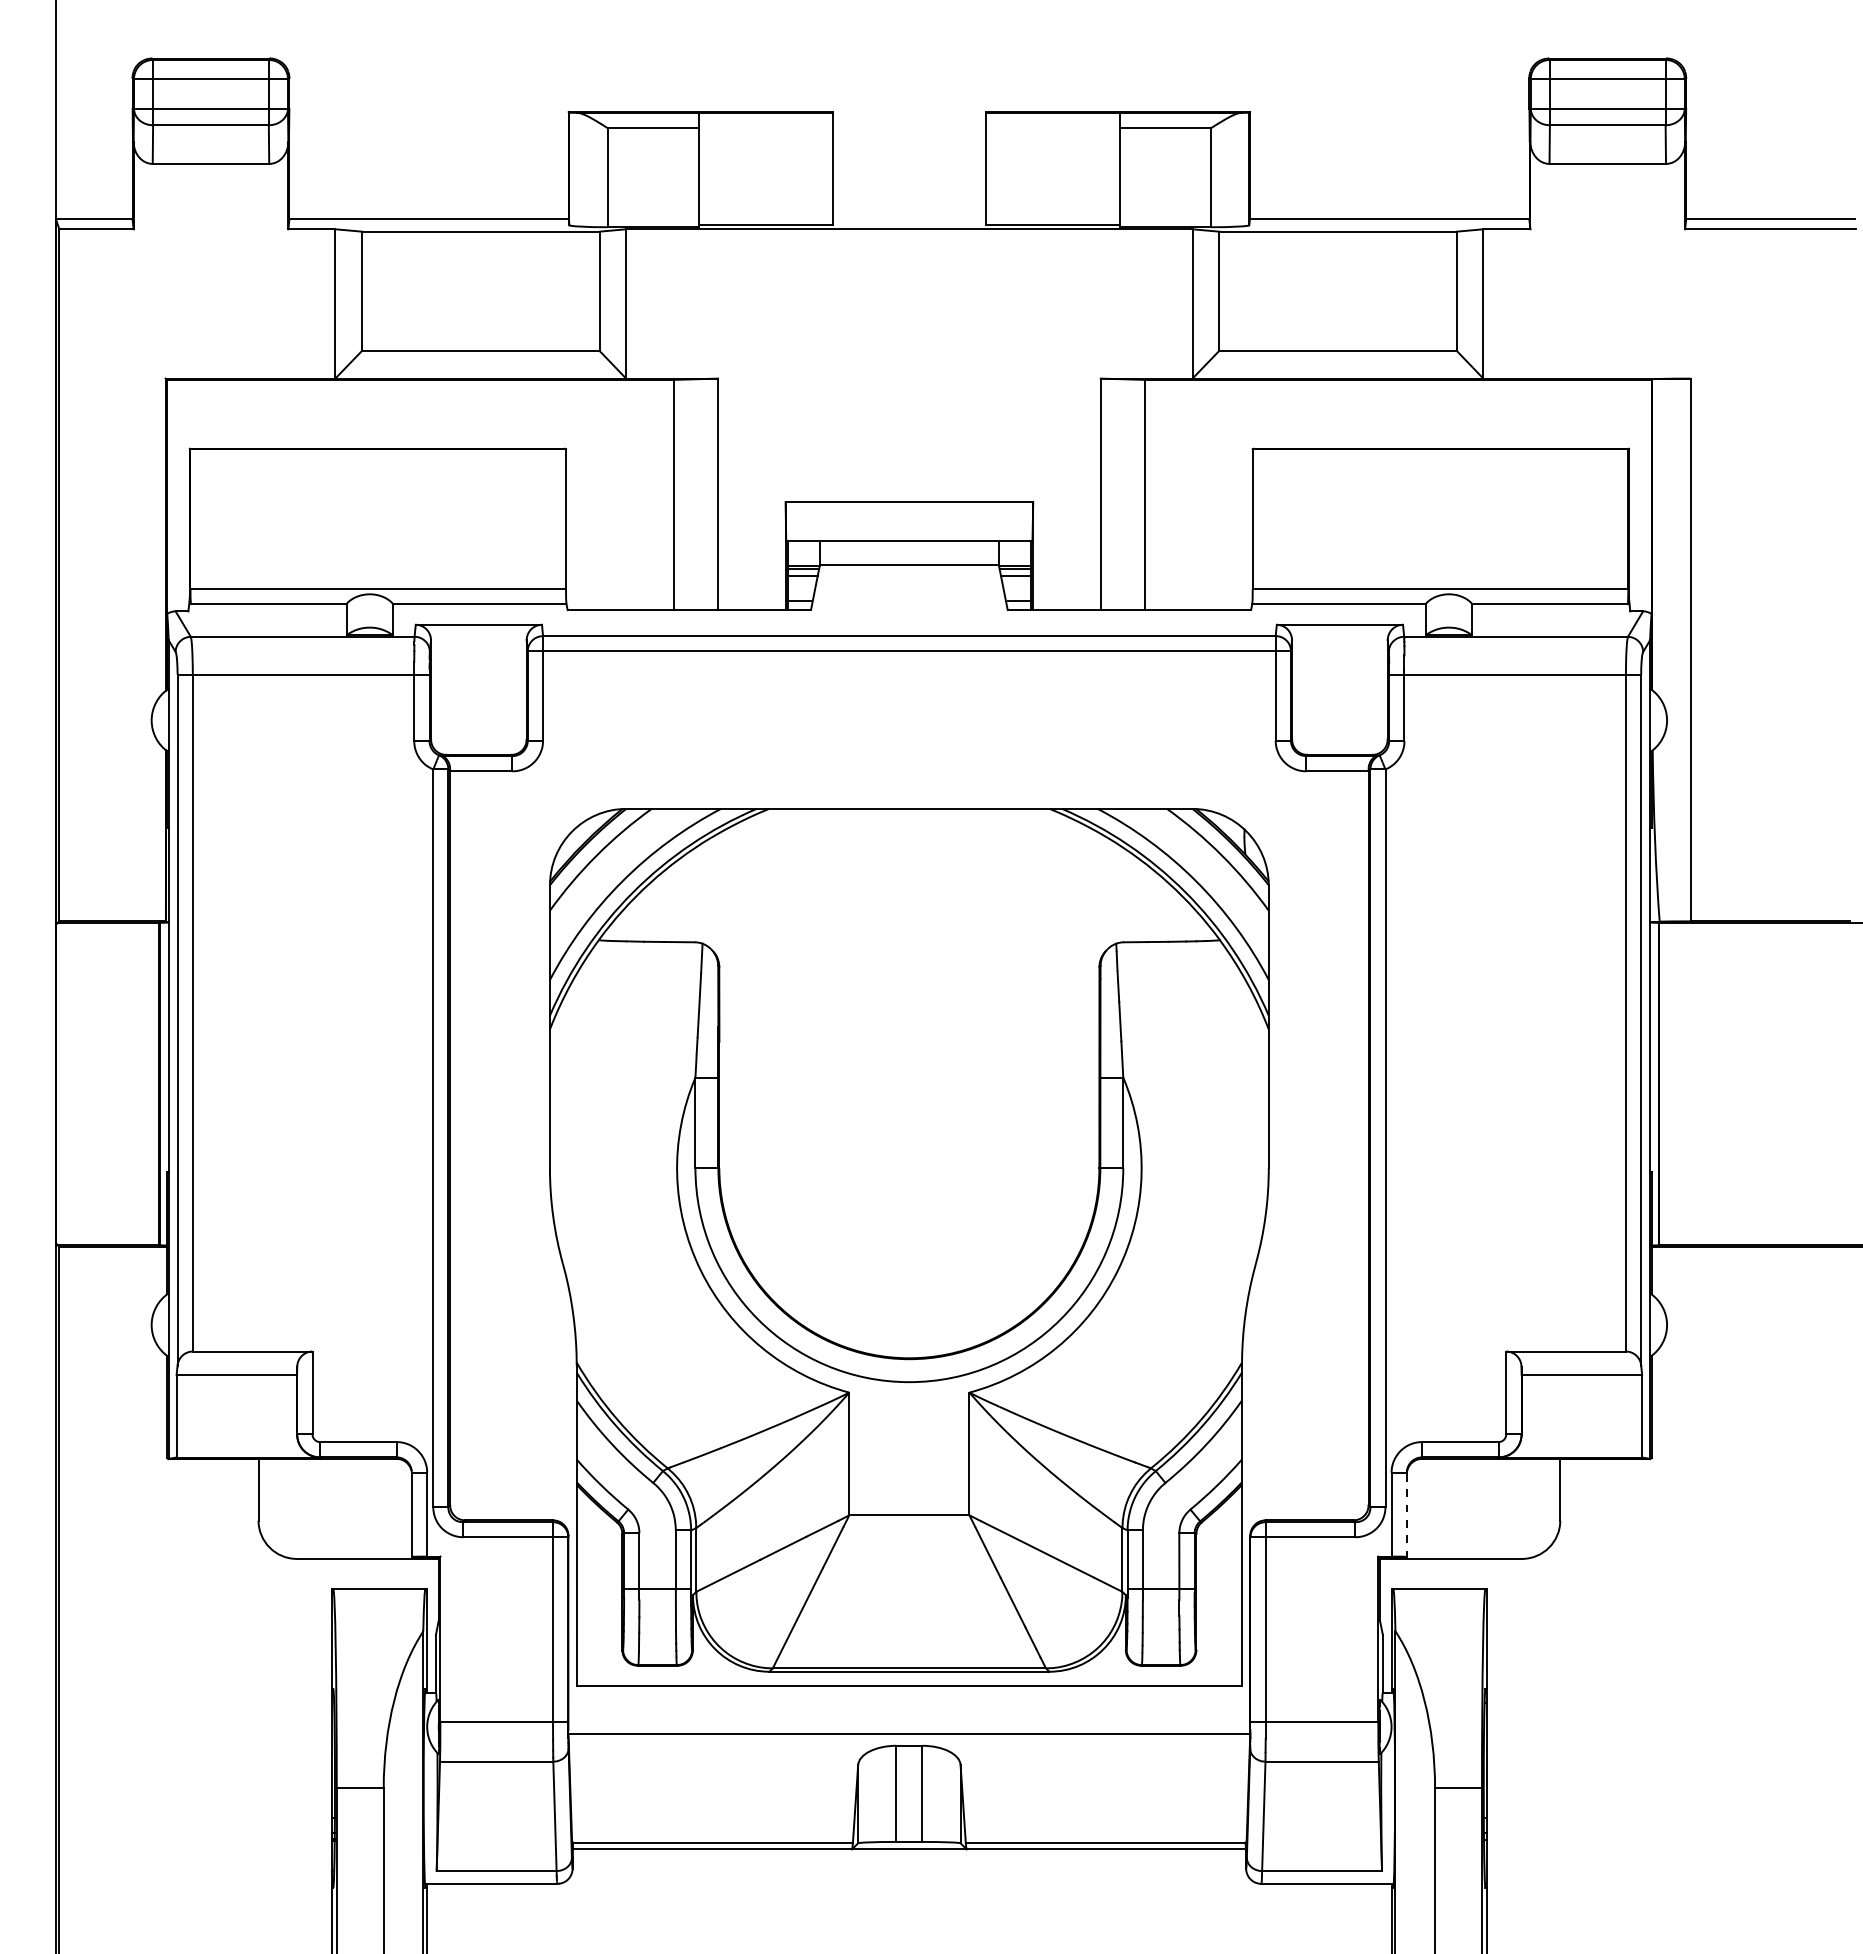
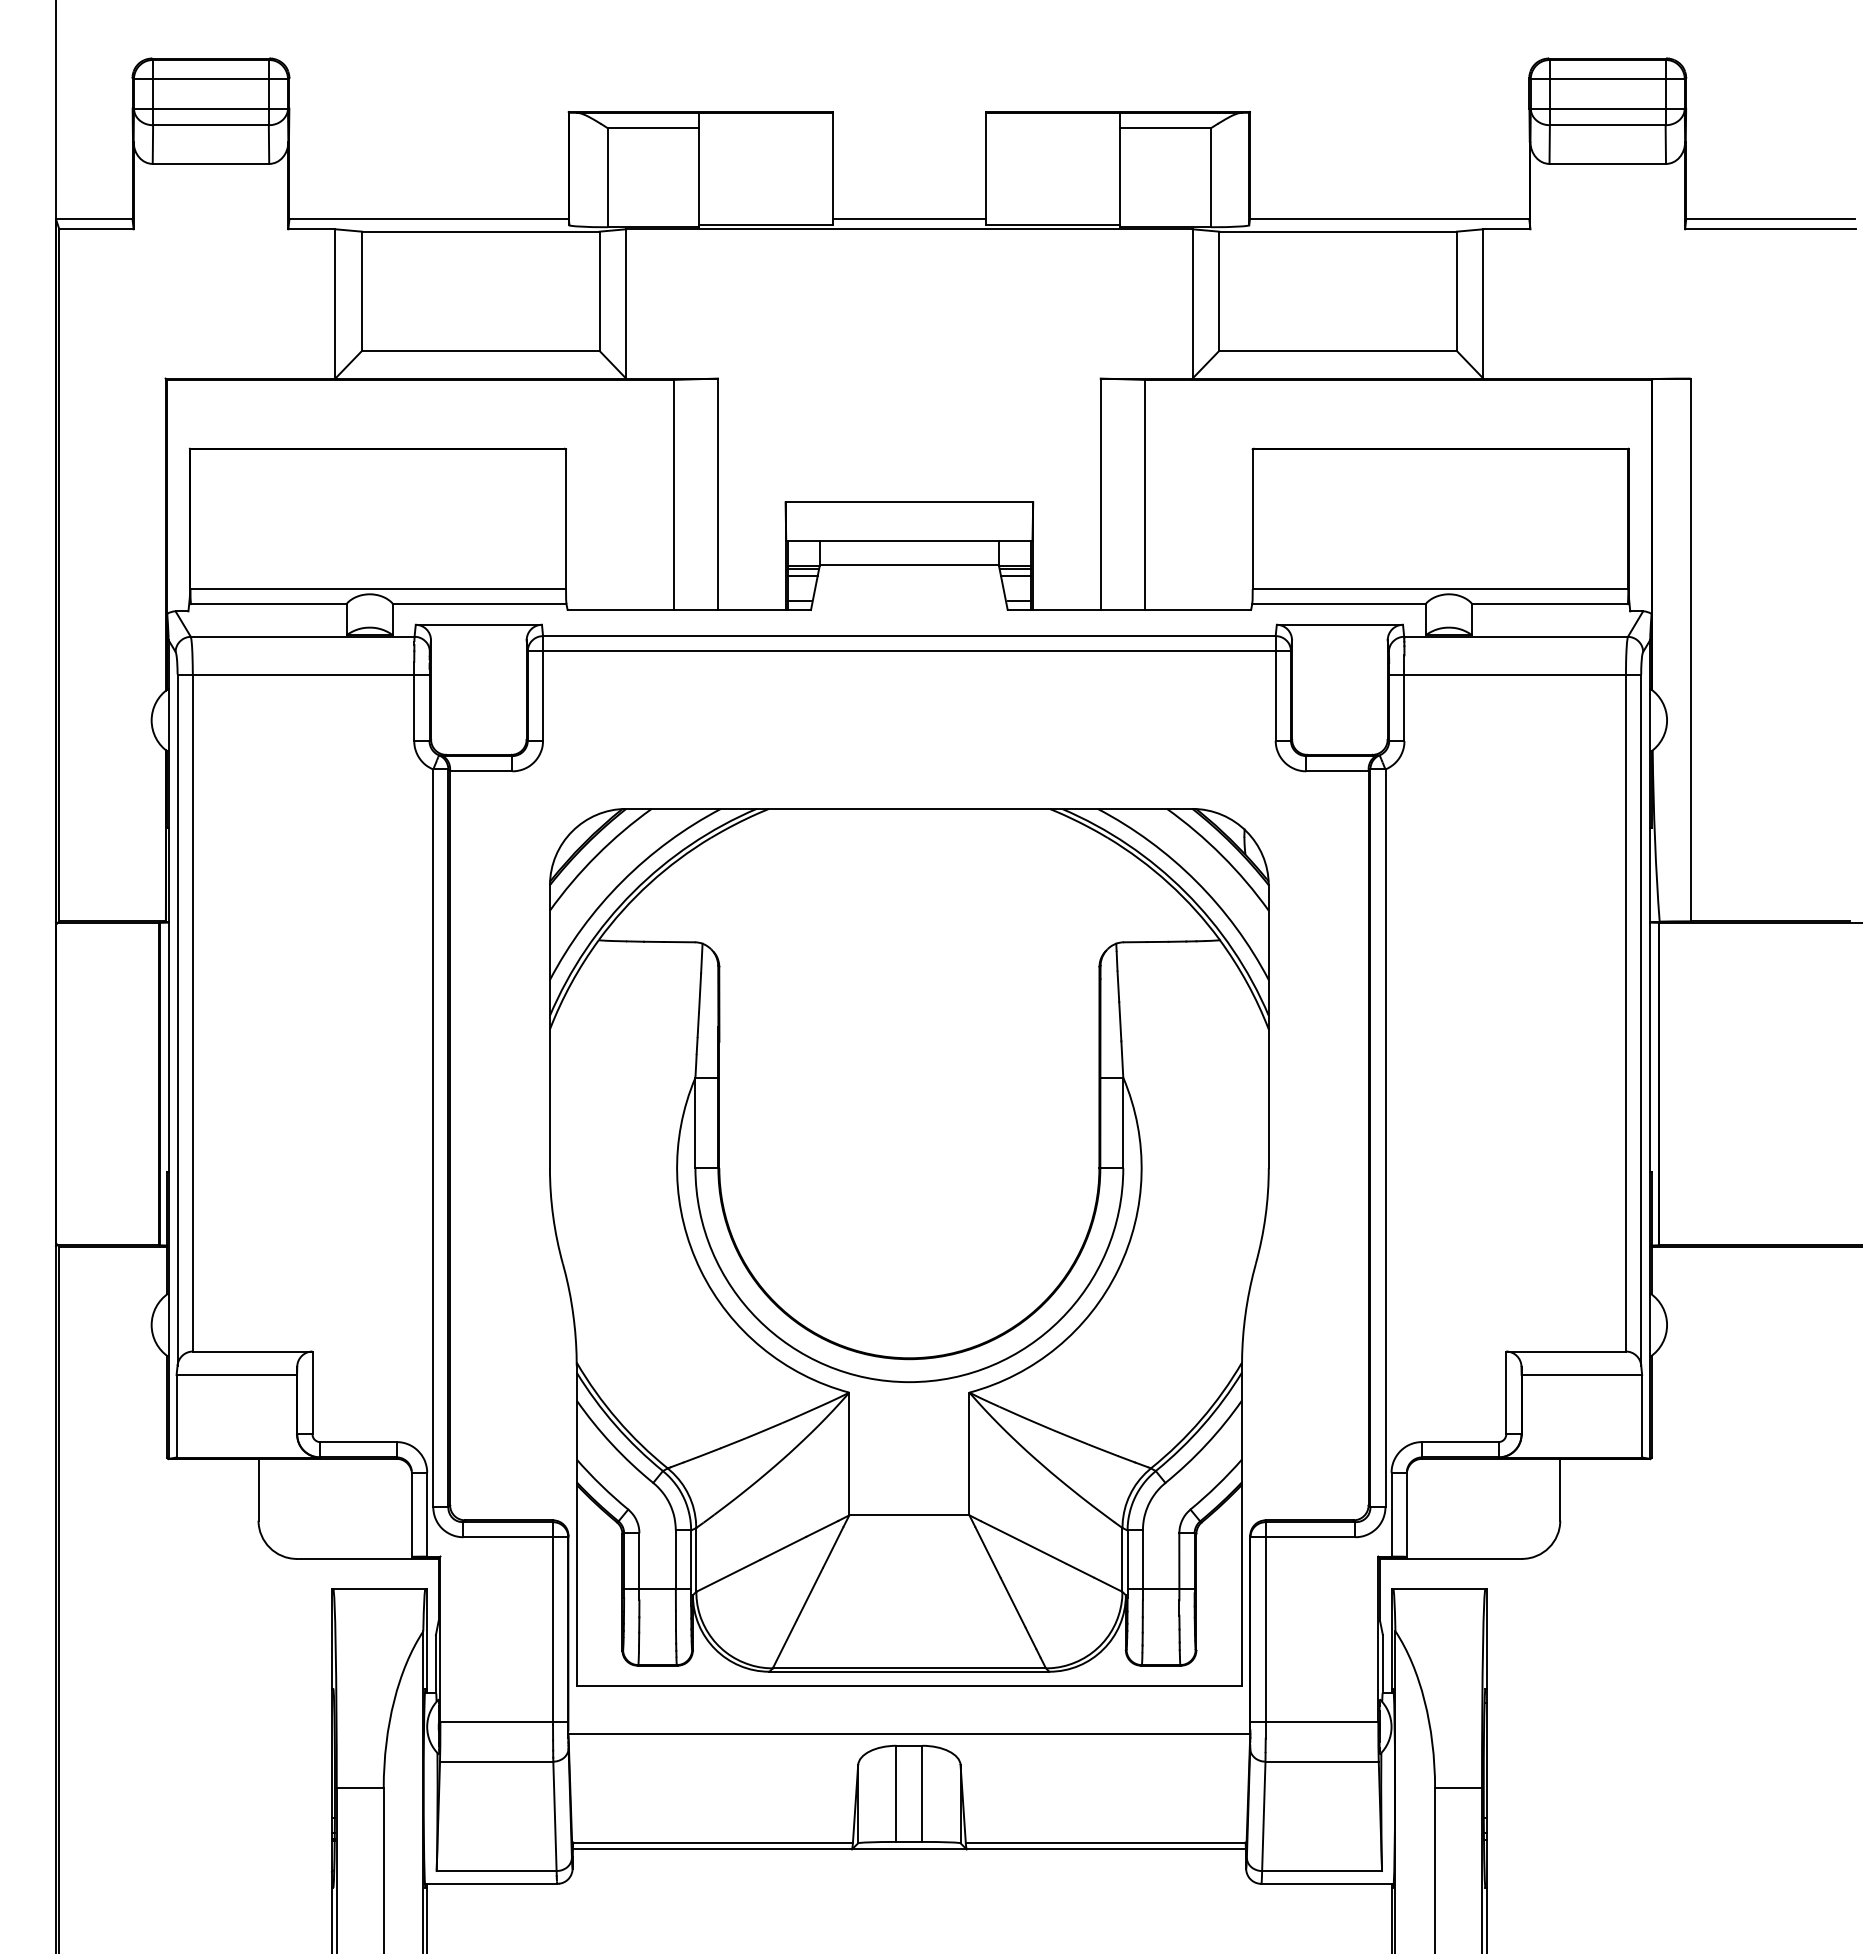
line: none -> present (908, 219)
line: dashed -> solid (1406, 1515)
